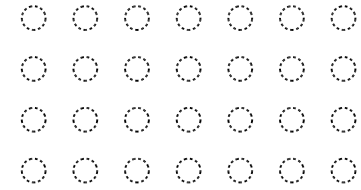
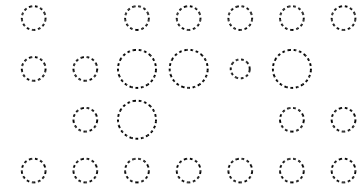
circle: present -> none (85, 17)
circle diameter: 24 px -> 38 px (136, 68)
circle size: 27x26 px -> 41x40 px (188, 68)
circle size: 26x26 px -> 22x22 px (239, 68)
circle diameter: 24 px -> 38 px (291, 68)
circle: present -> none (343, 68)
circle: present -> none (33, 119)
circle diameter: 24 px -> 38 px (136, 119)
circle: present -> none (188, 119)
circle: present -> none (239, 119)
